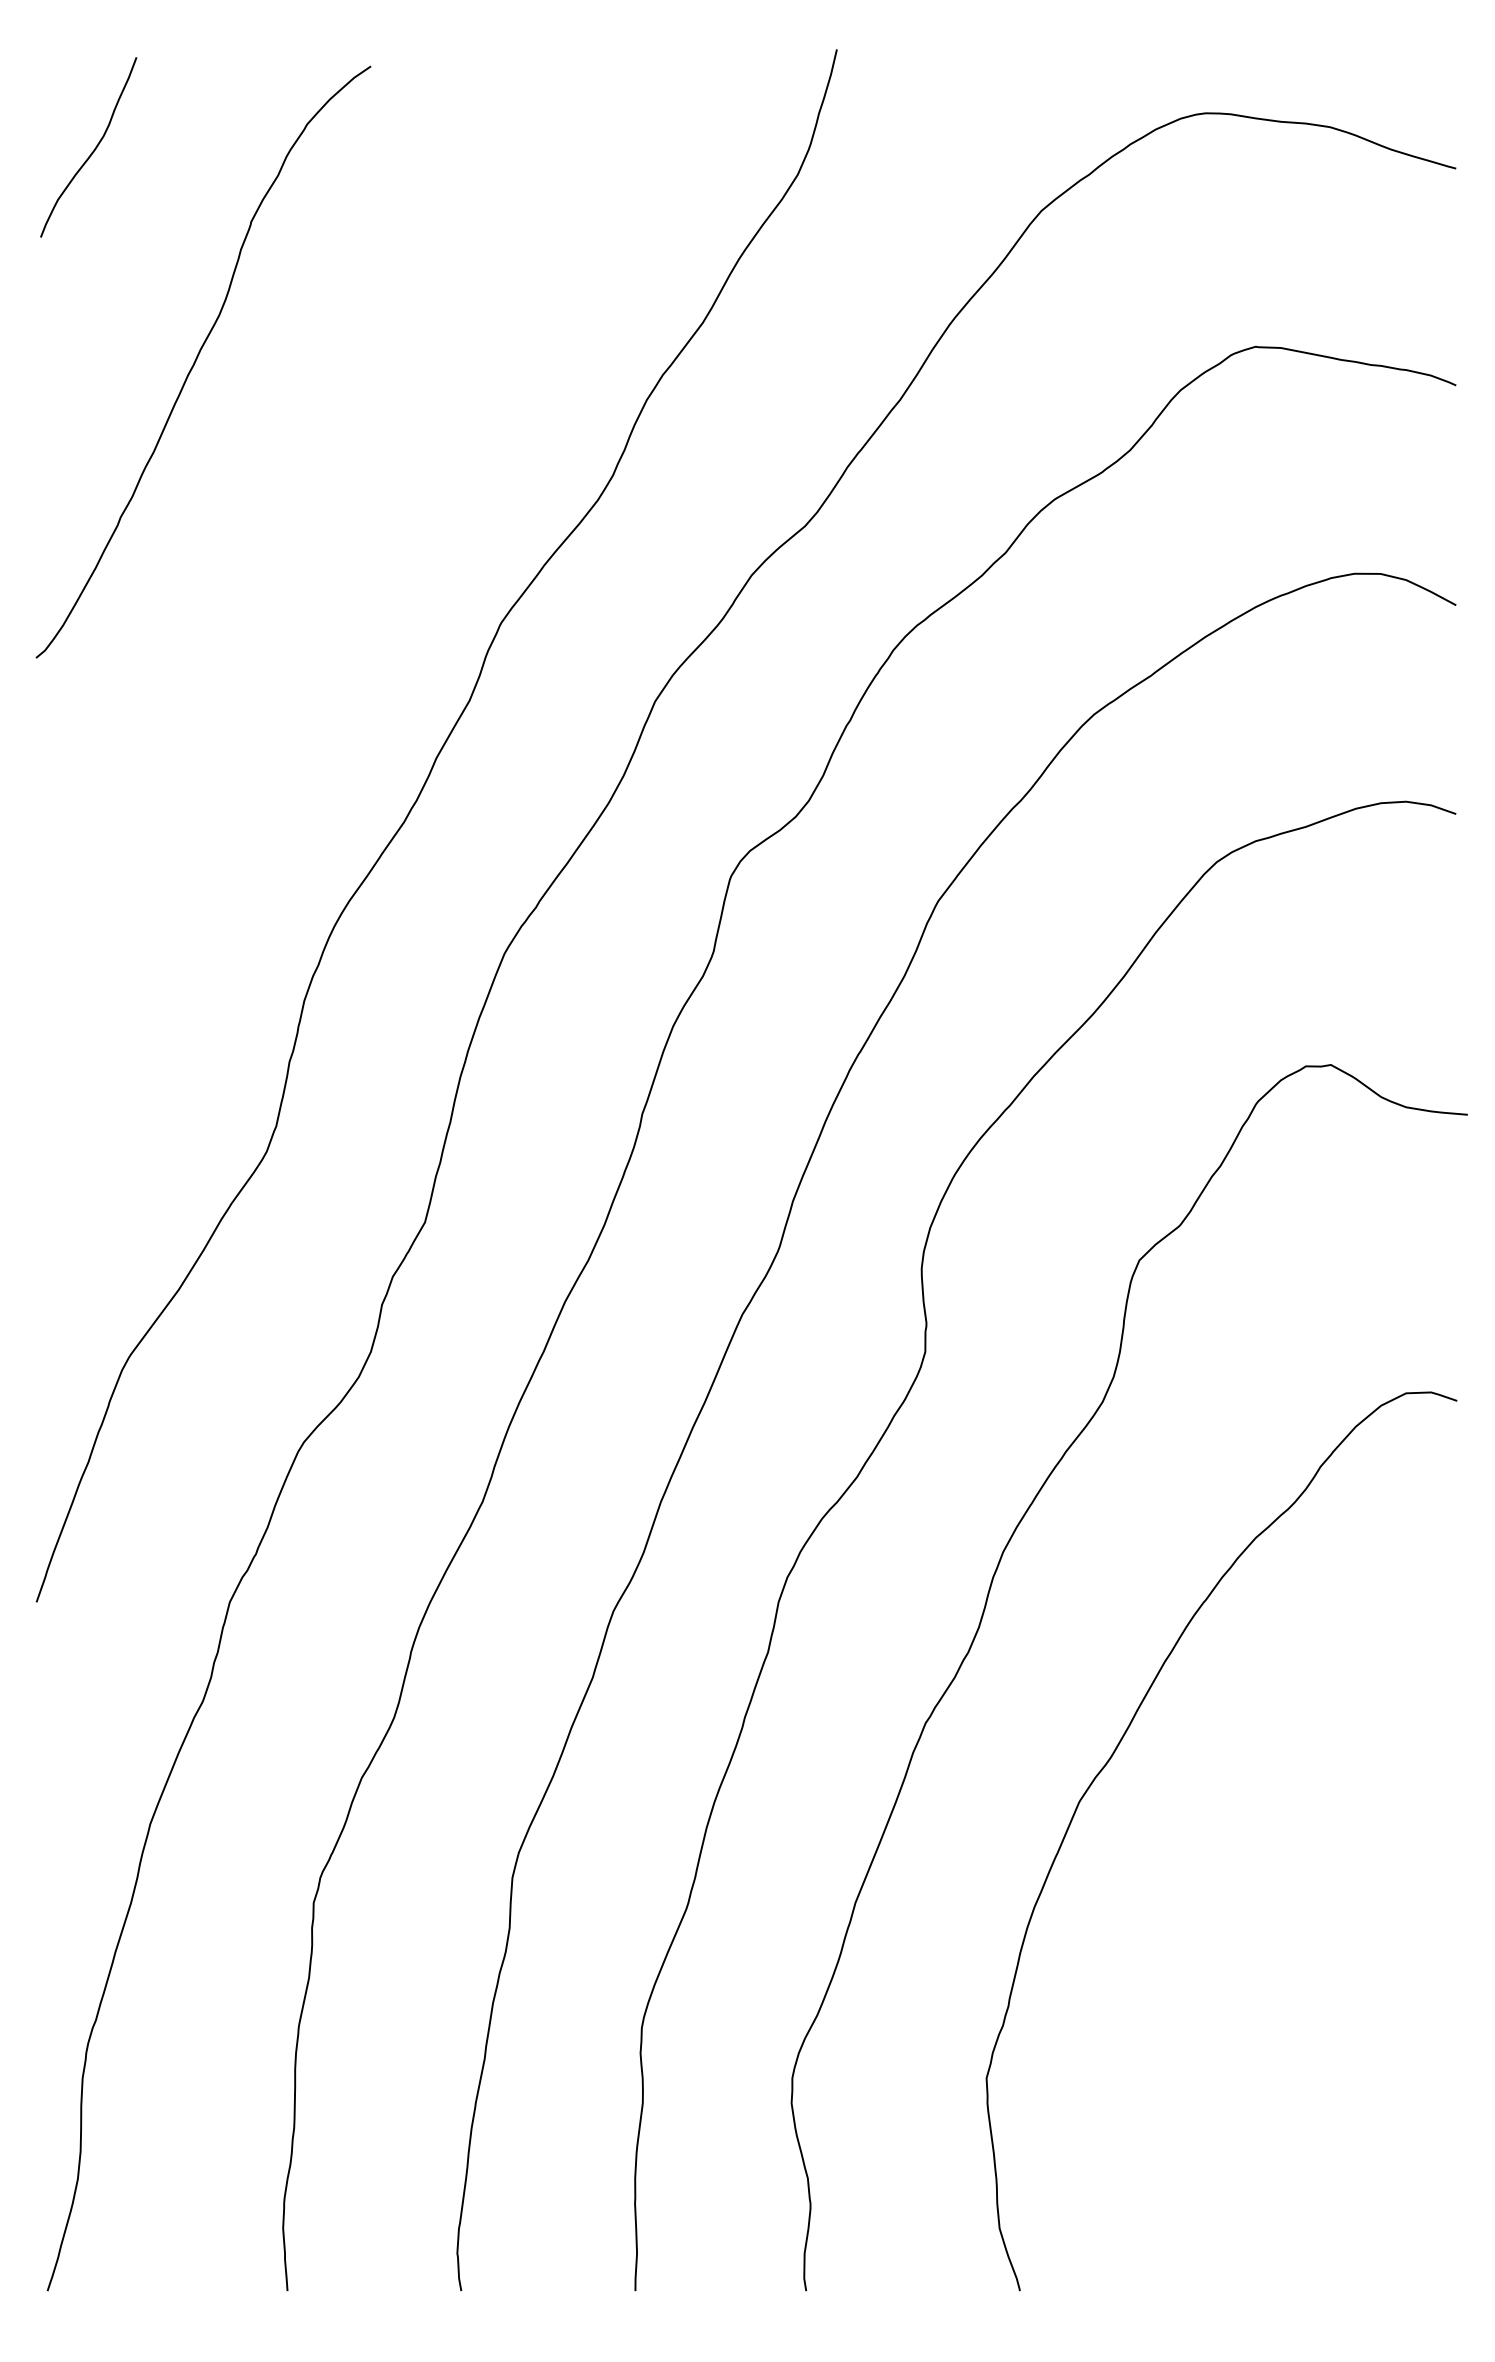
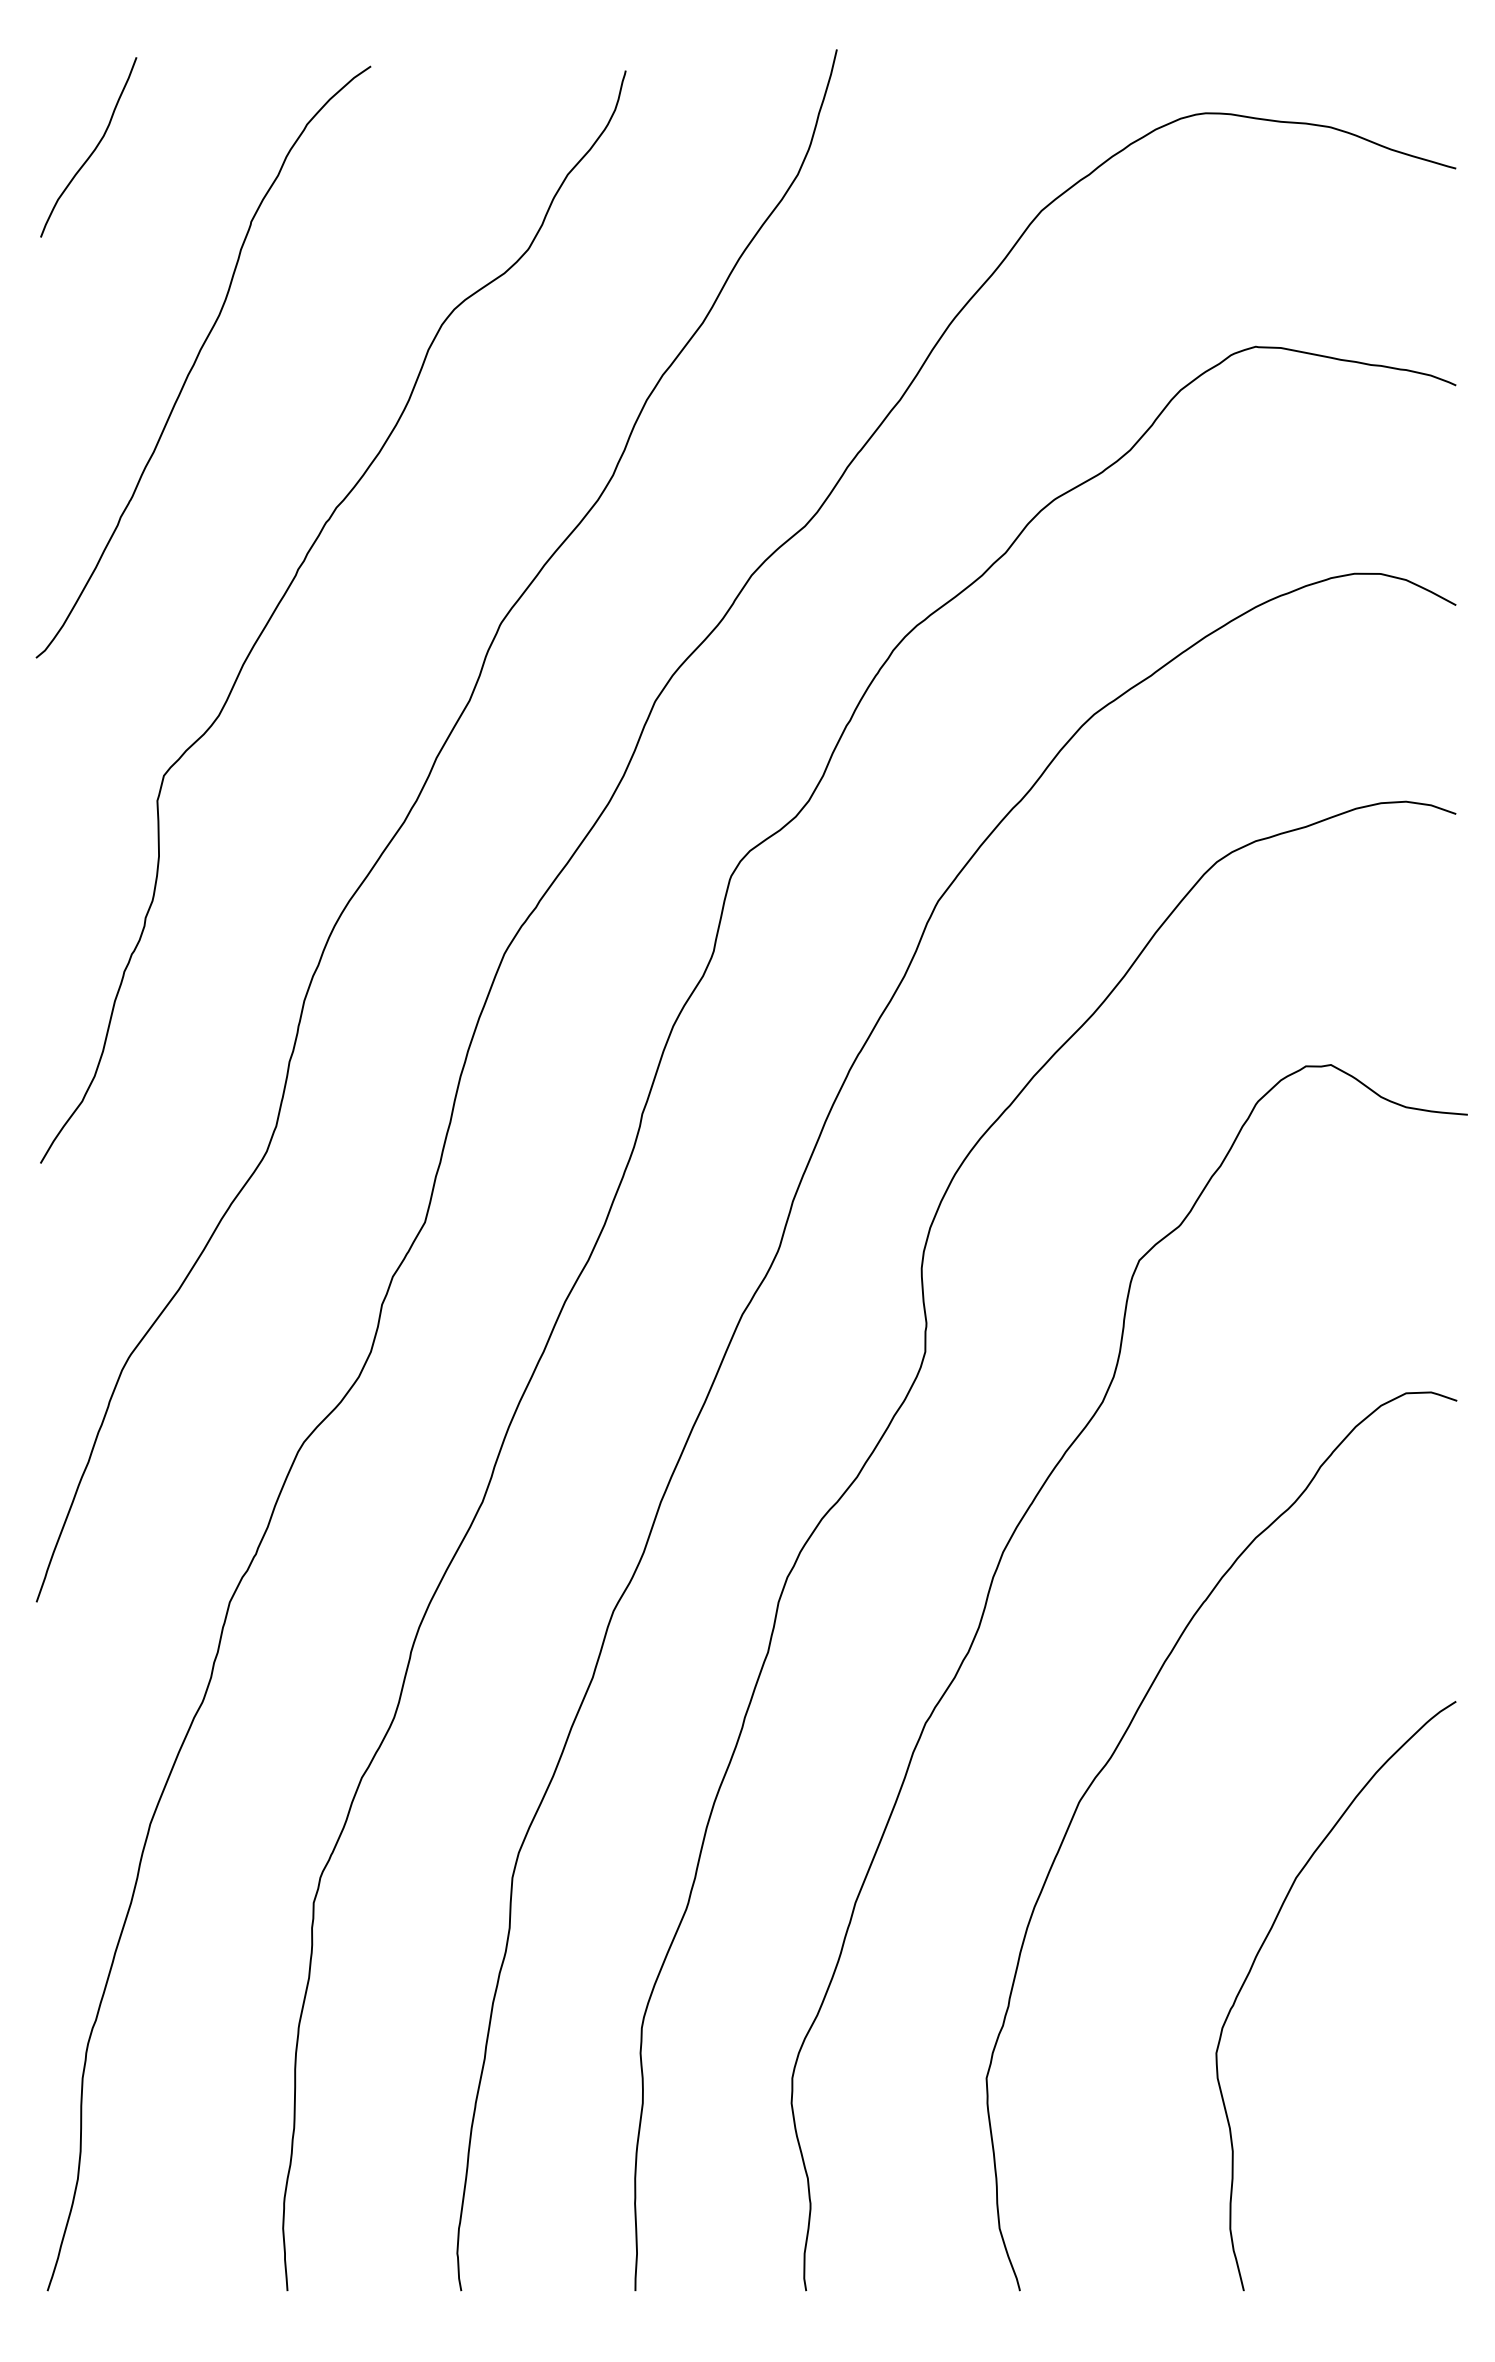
curve: none -> present (288, 590)
curve: none -> present (1254, 1963)
